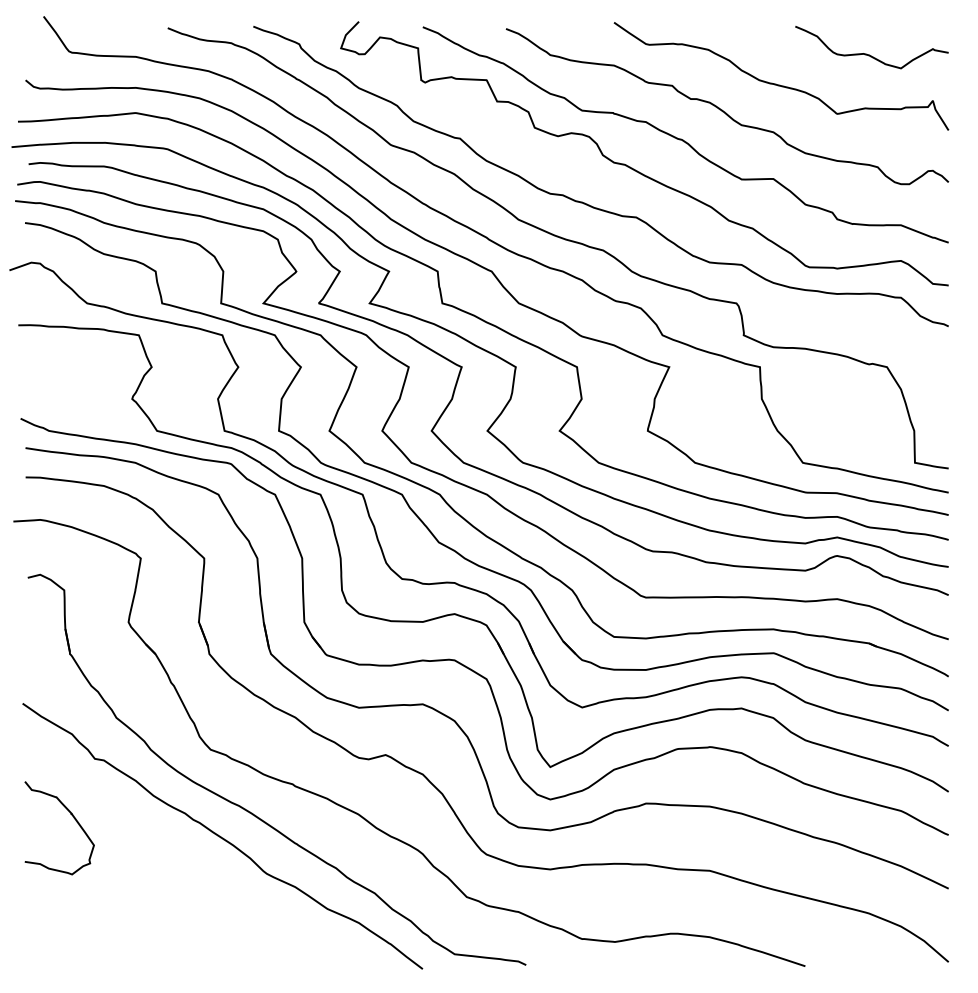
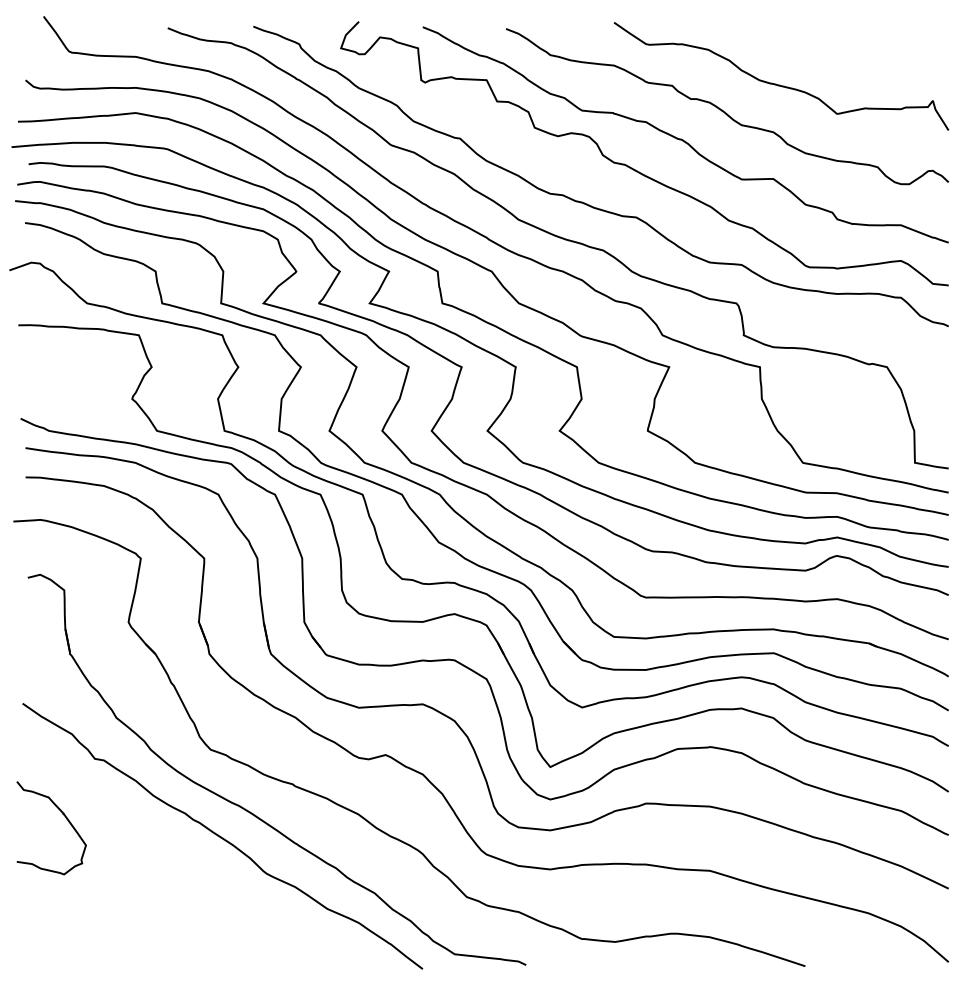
curve: present -> none (869, 54)
curve position: (73, 818) -> (65, 818) (65, 818)
